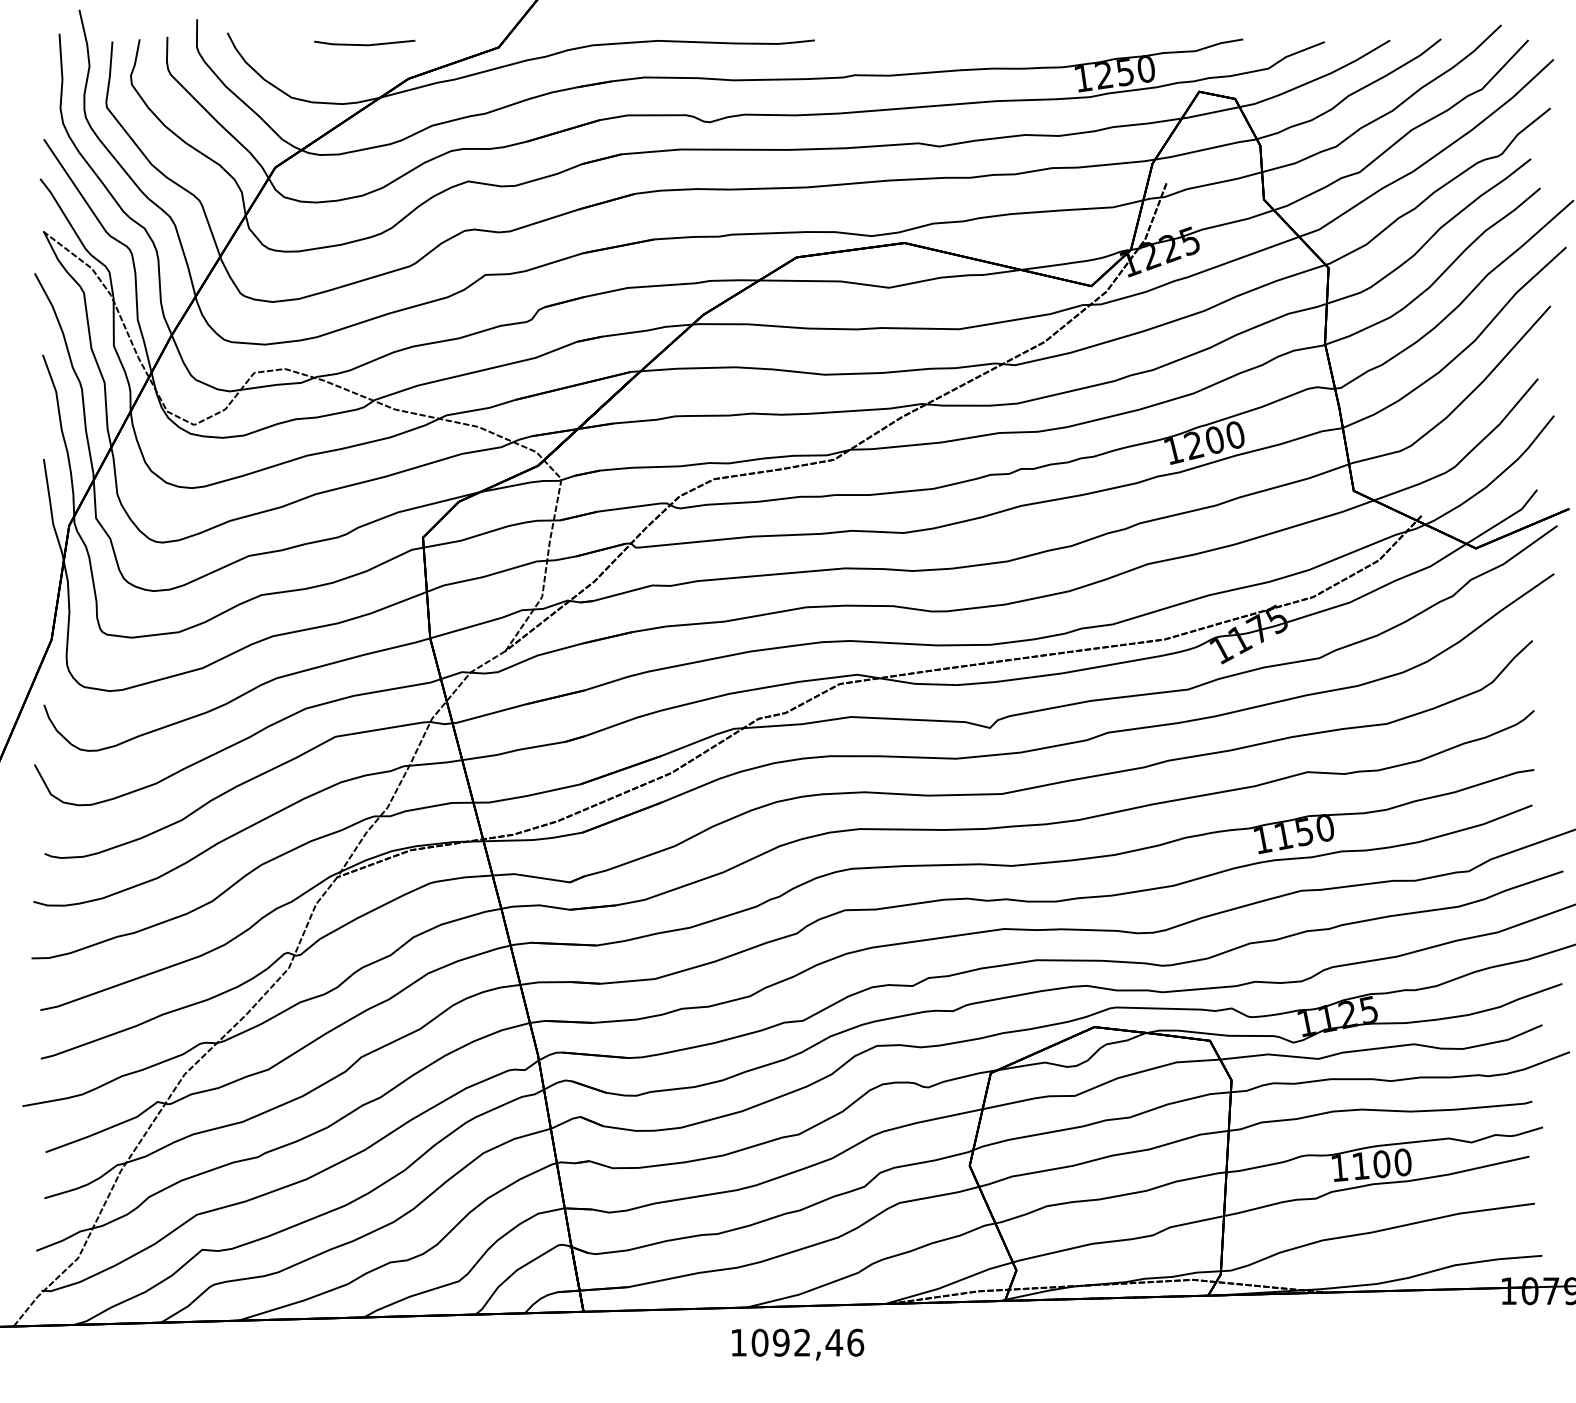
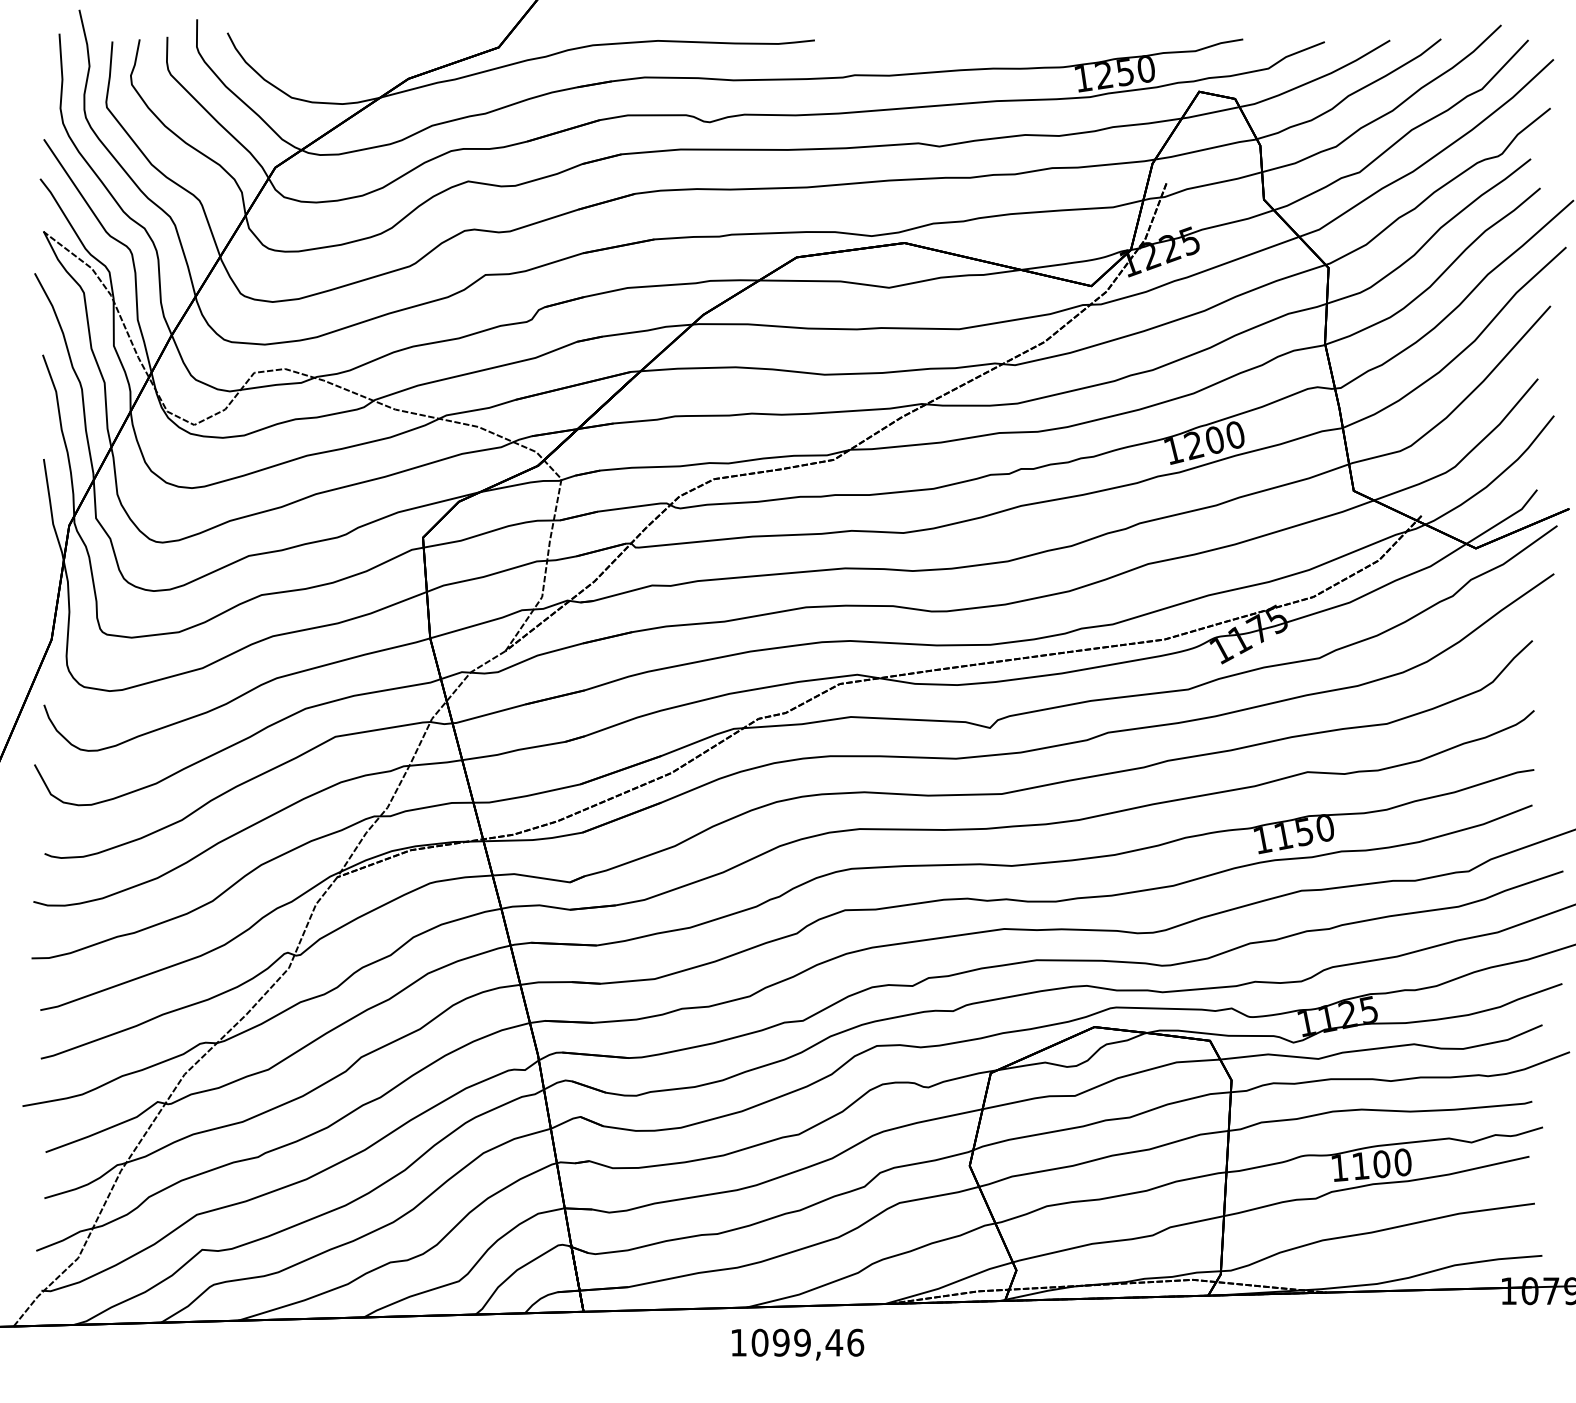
line: present -> none (364, 44)
text: 1092,46 -> 1099,46 (802, 1342)
